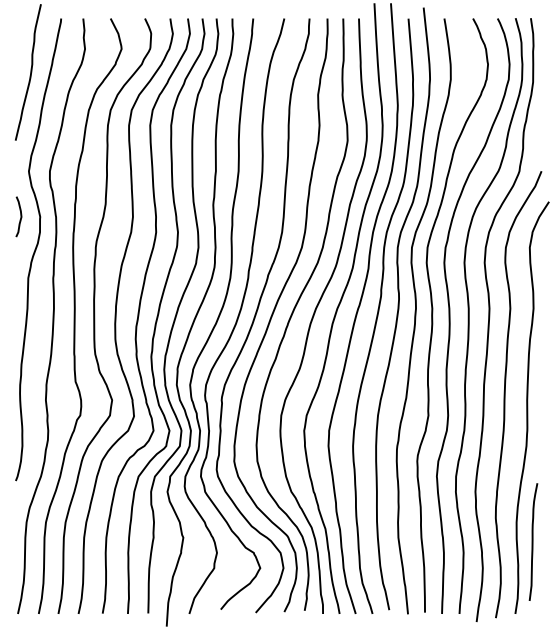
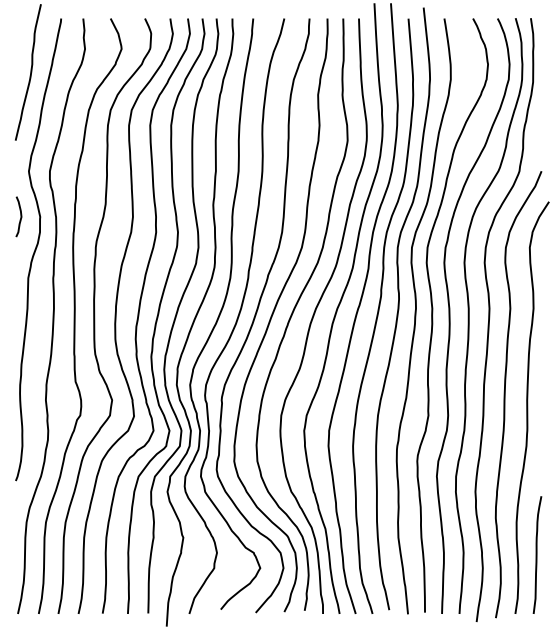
curve position: (533, 541) -> (537, 554) (537, 554)
